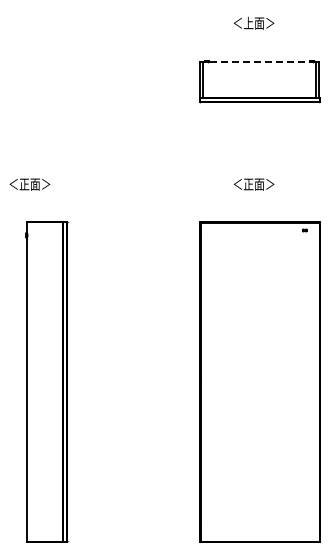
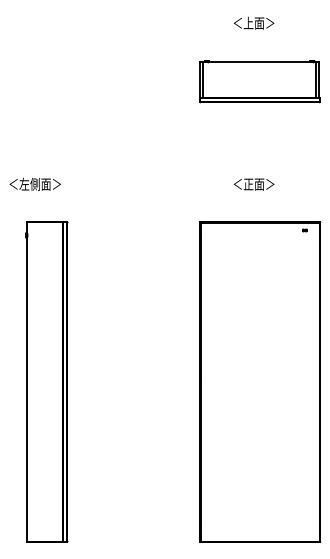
line: dashed -> solid (259, 62)
text: ＜正面＞ -> ＜左側面＞ (39, 183)
